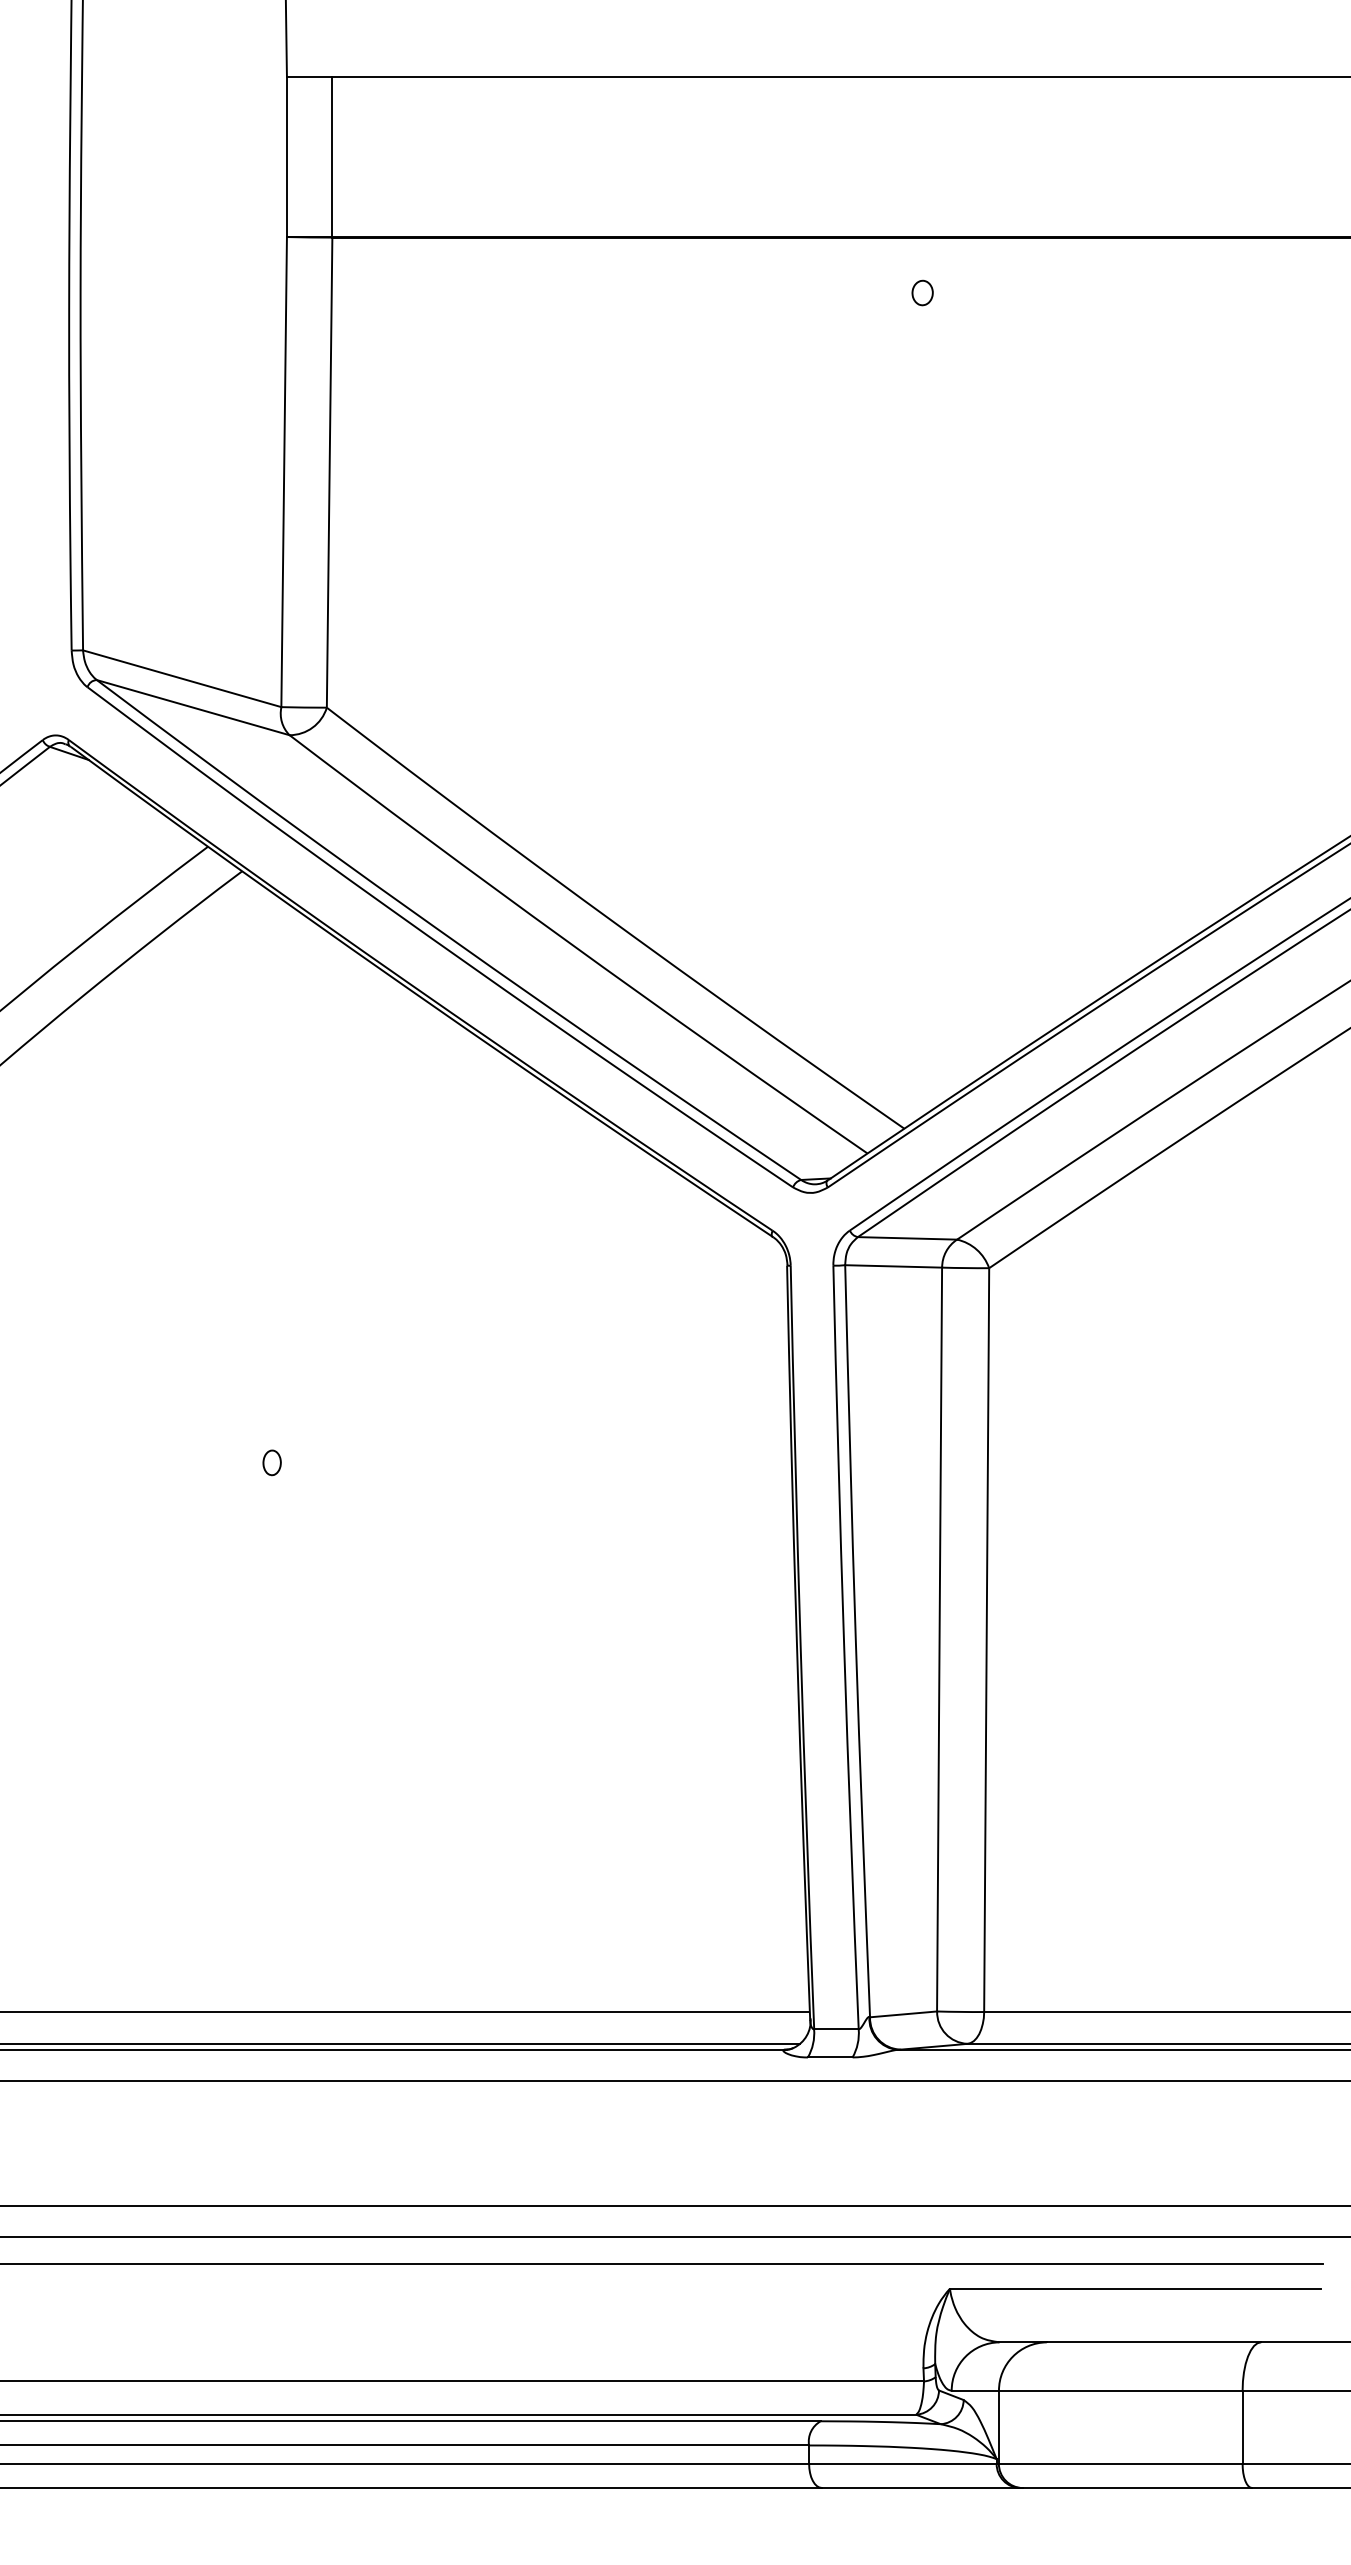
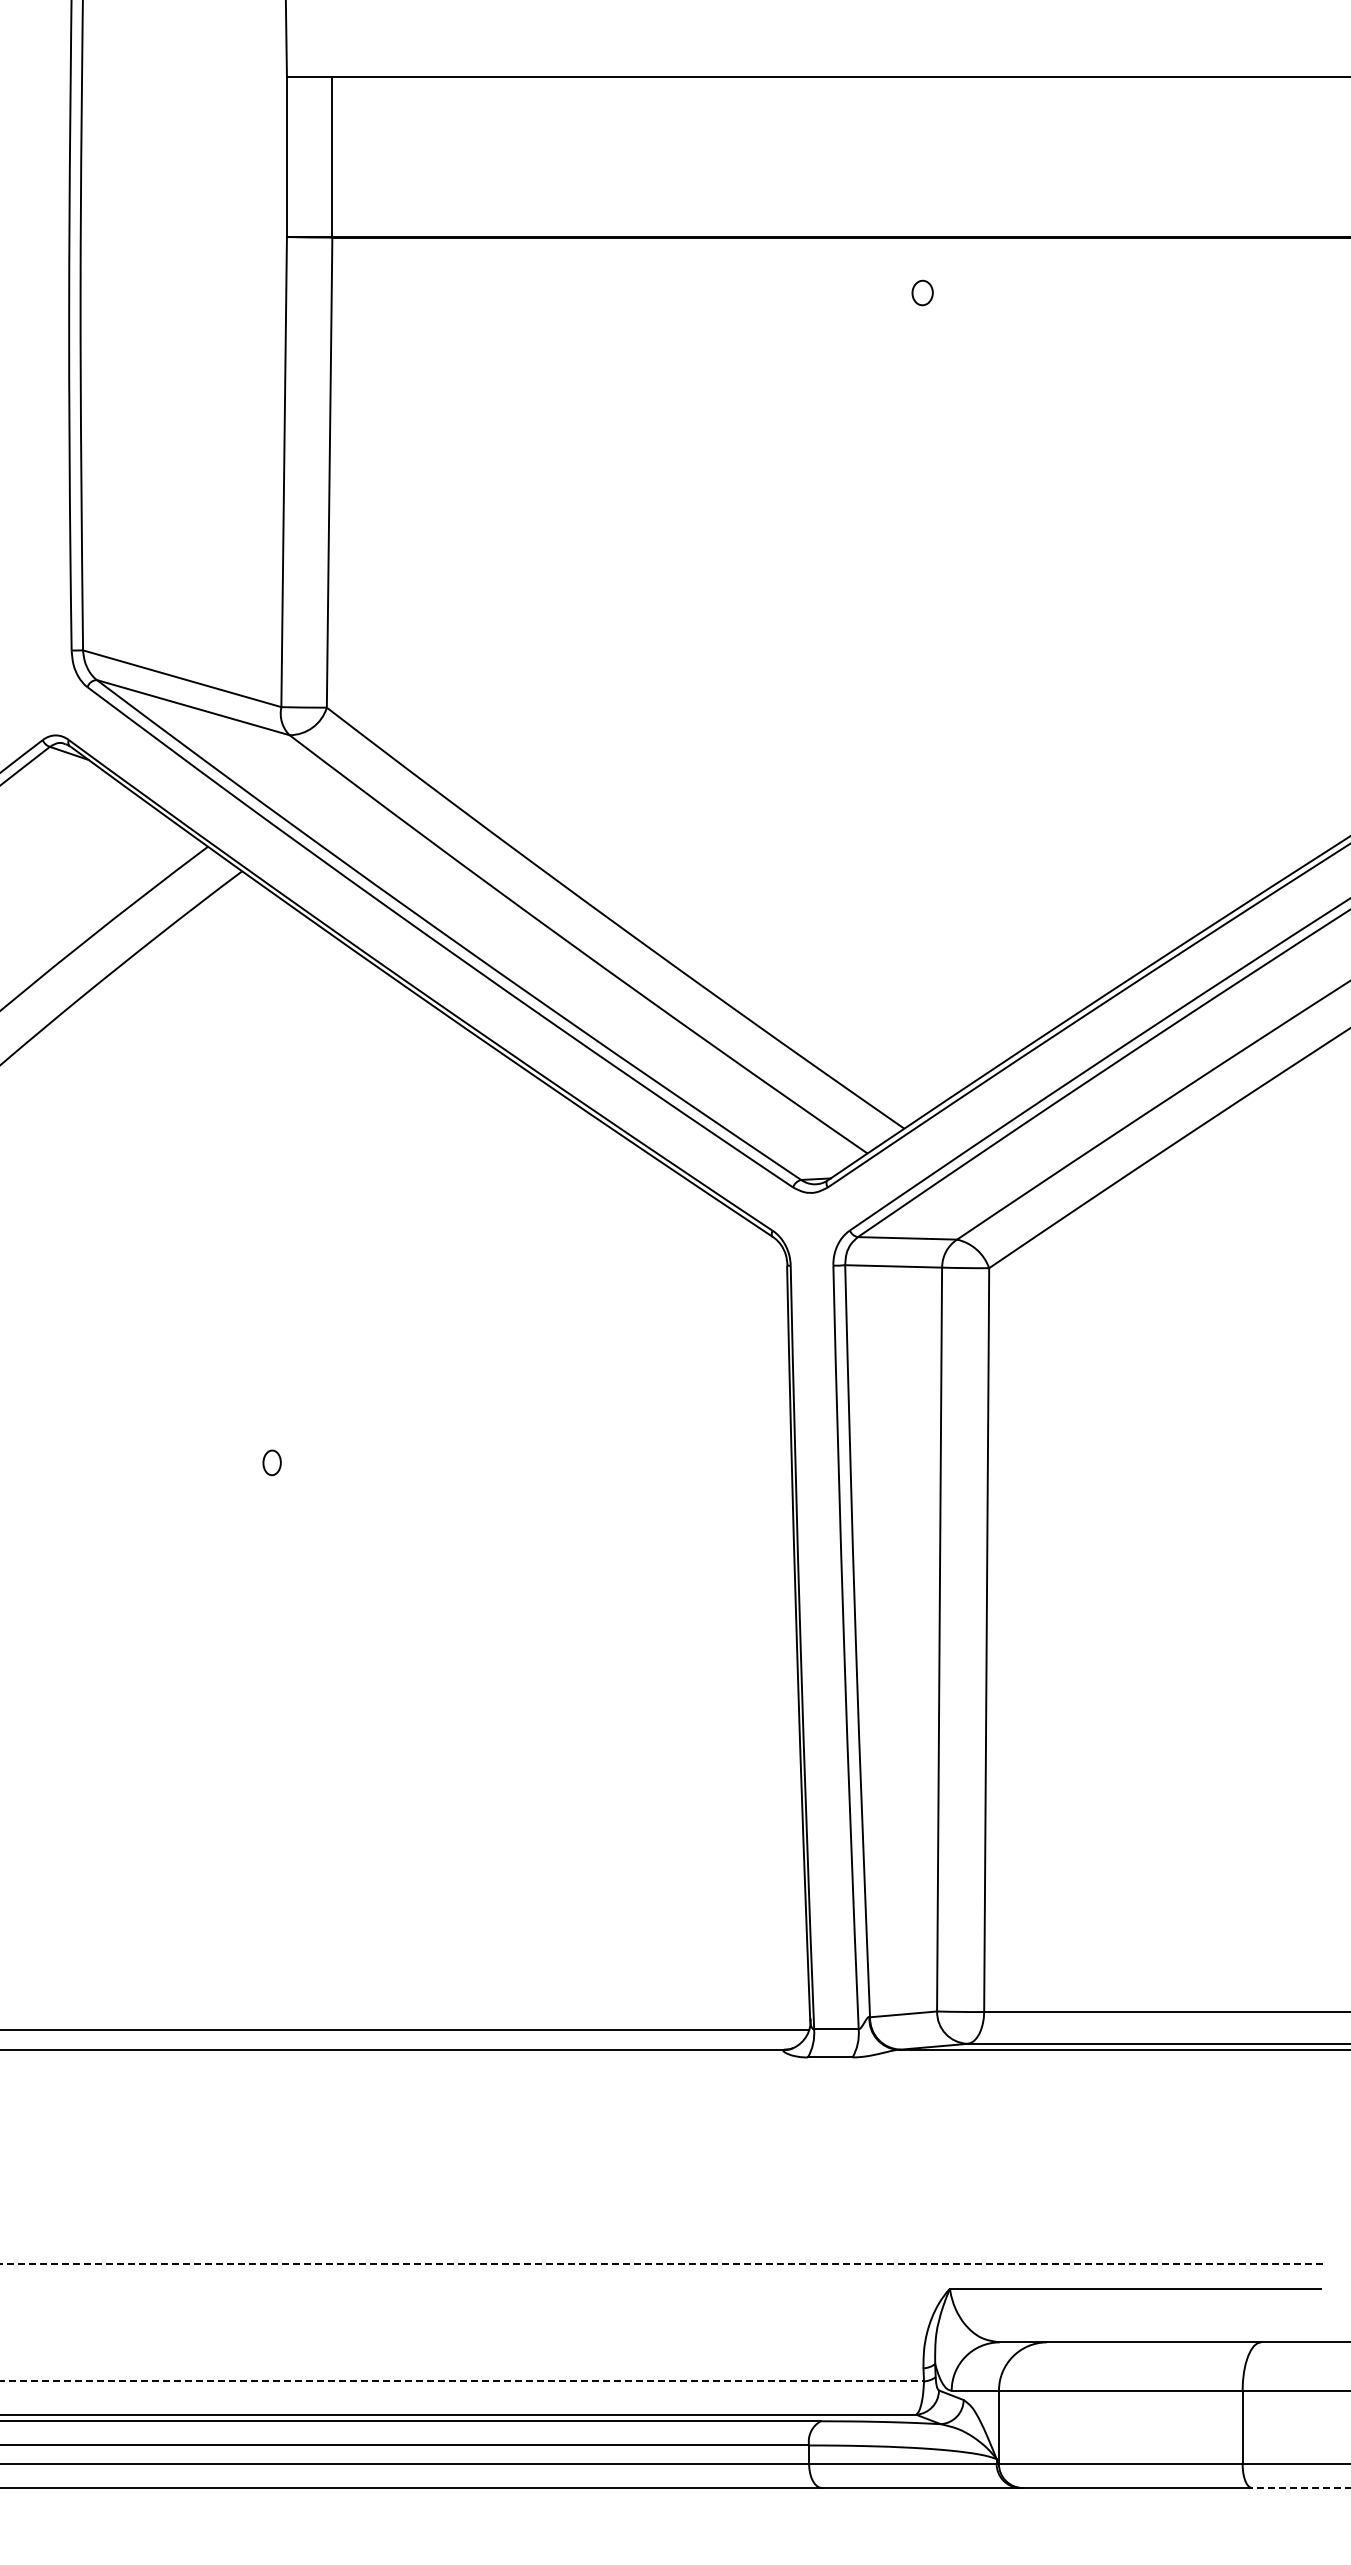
line position: (405, 2012) -> (405, 2030) (405, 2030)
line: present -> none (401, 2043)
line: present -> none (674, 2080)
line: present -> none (674, 2206)
line: present -> none (674, 2237)
line: solid -> dashed (661, 2263)
line: solid -> dashed (462, 2381)
line: solid -> dashed (1300, 2487)
